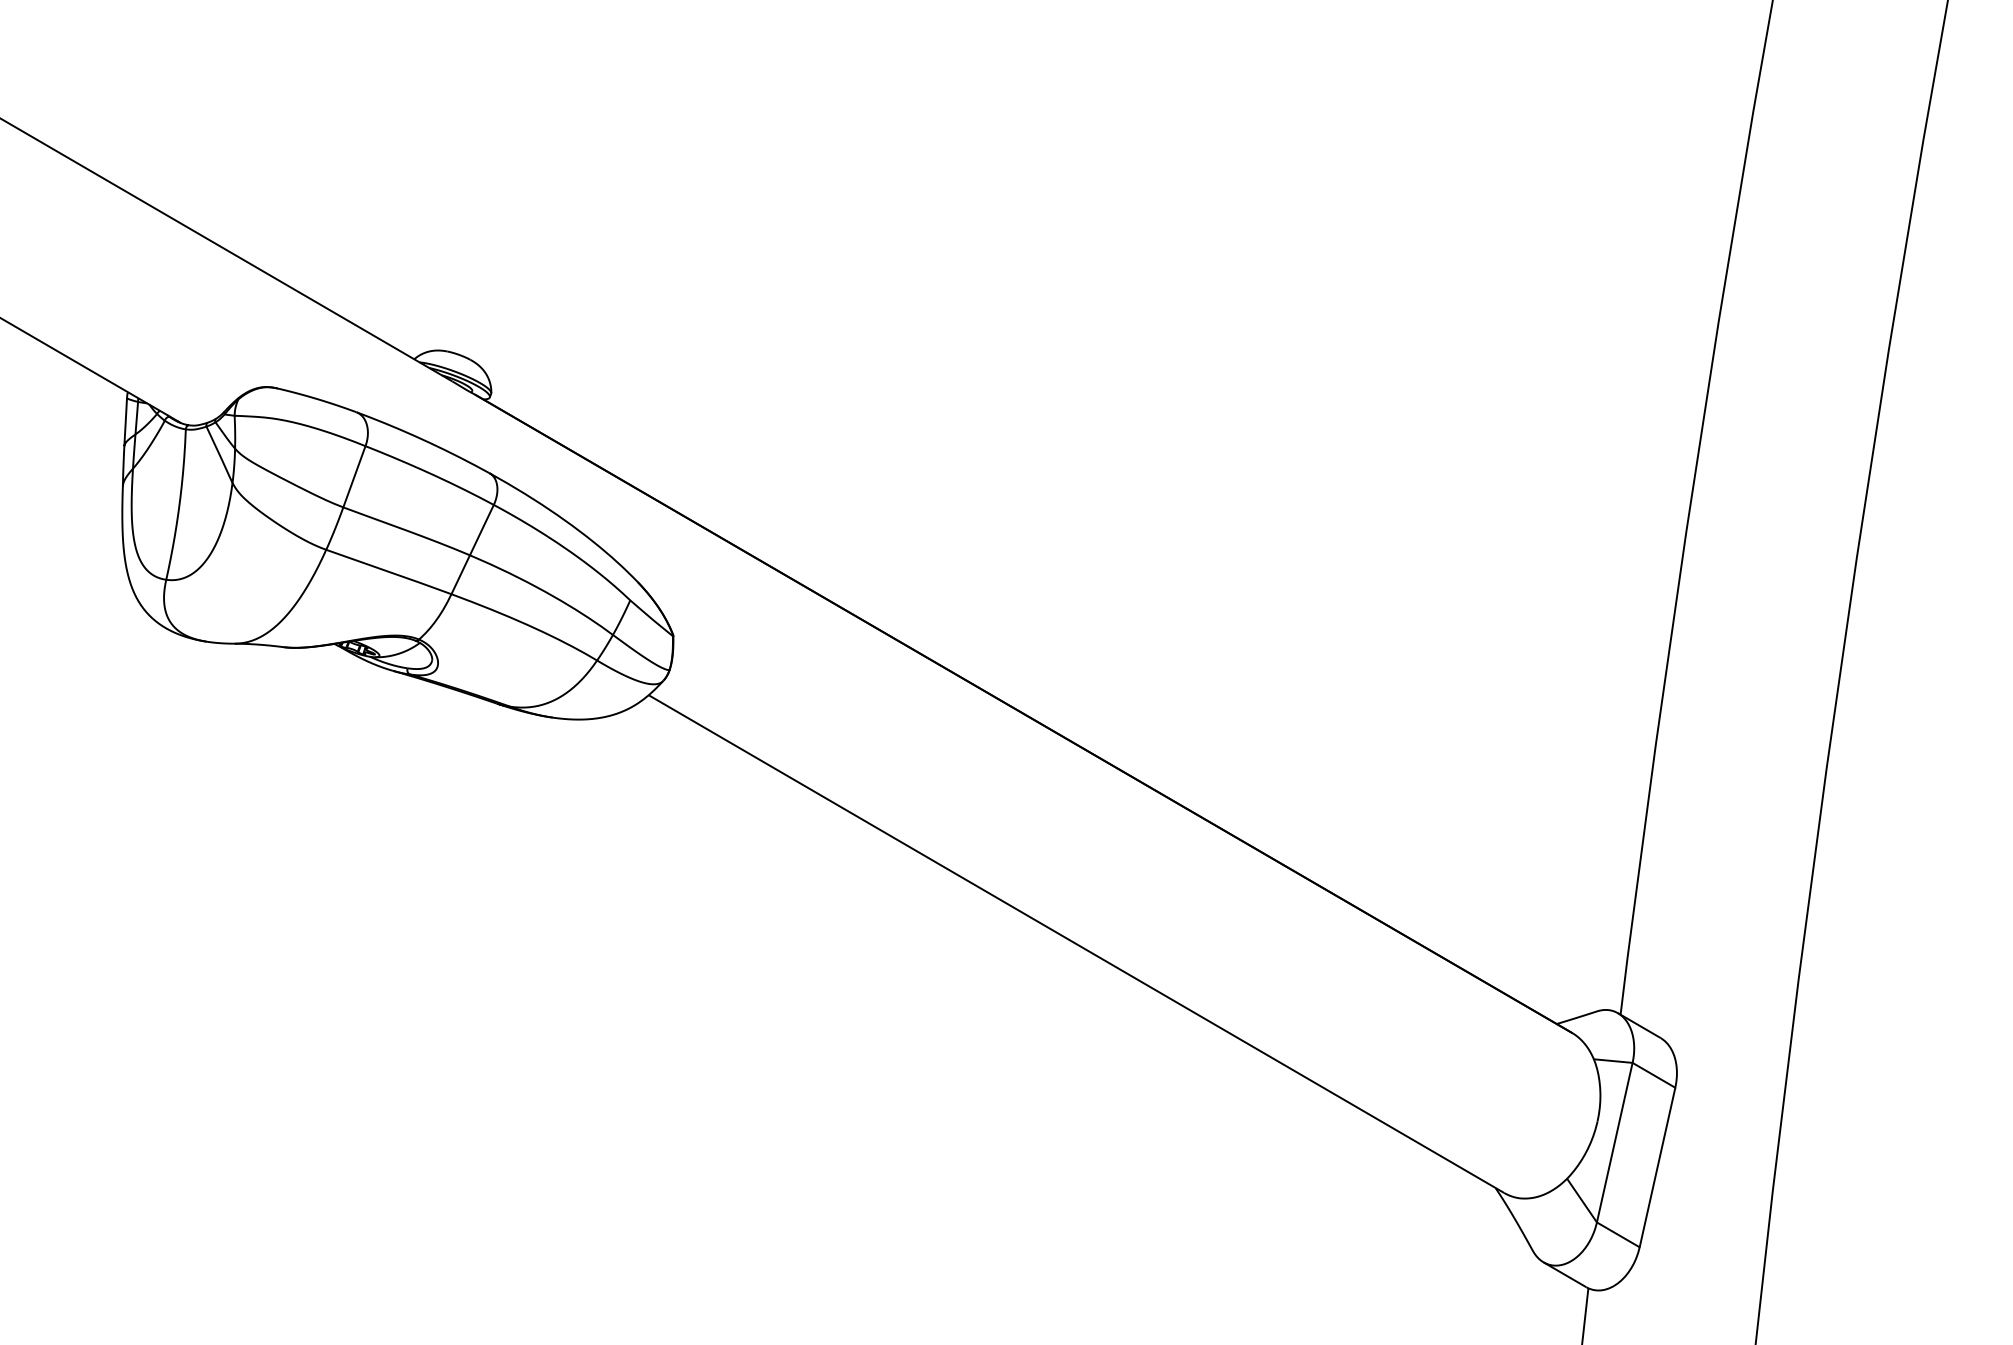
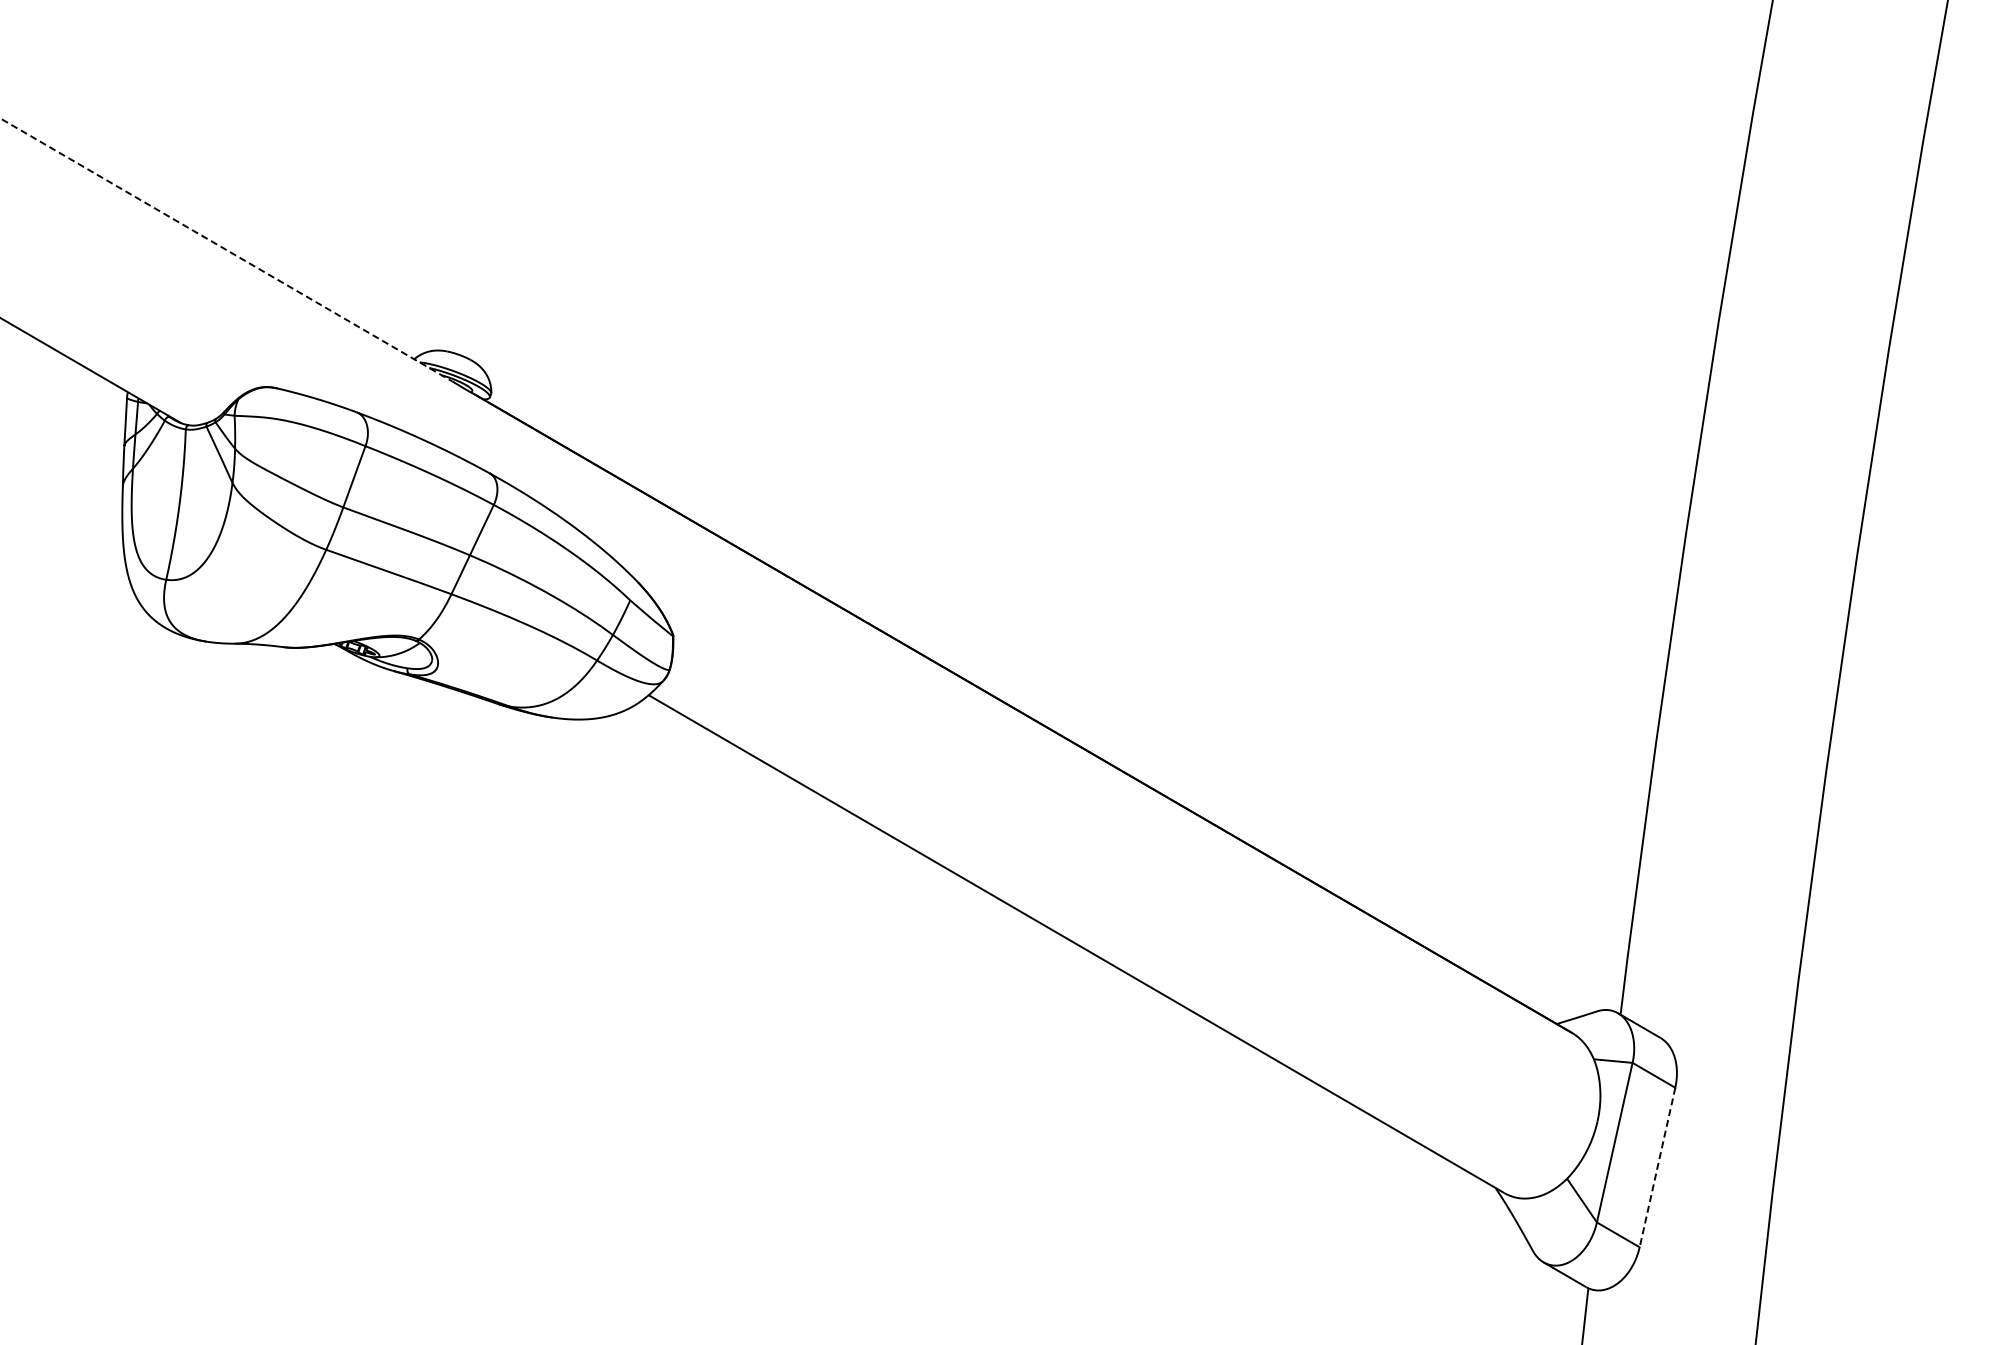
line: solid -> dashed (226, 250)
line: solid -> dashed (1657, 1167)
